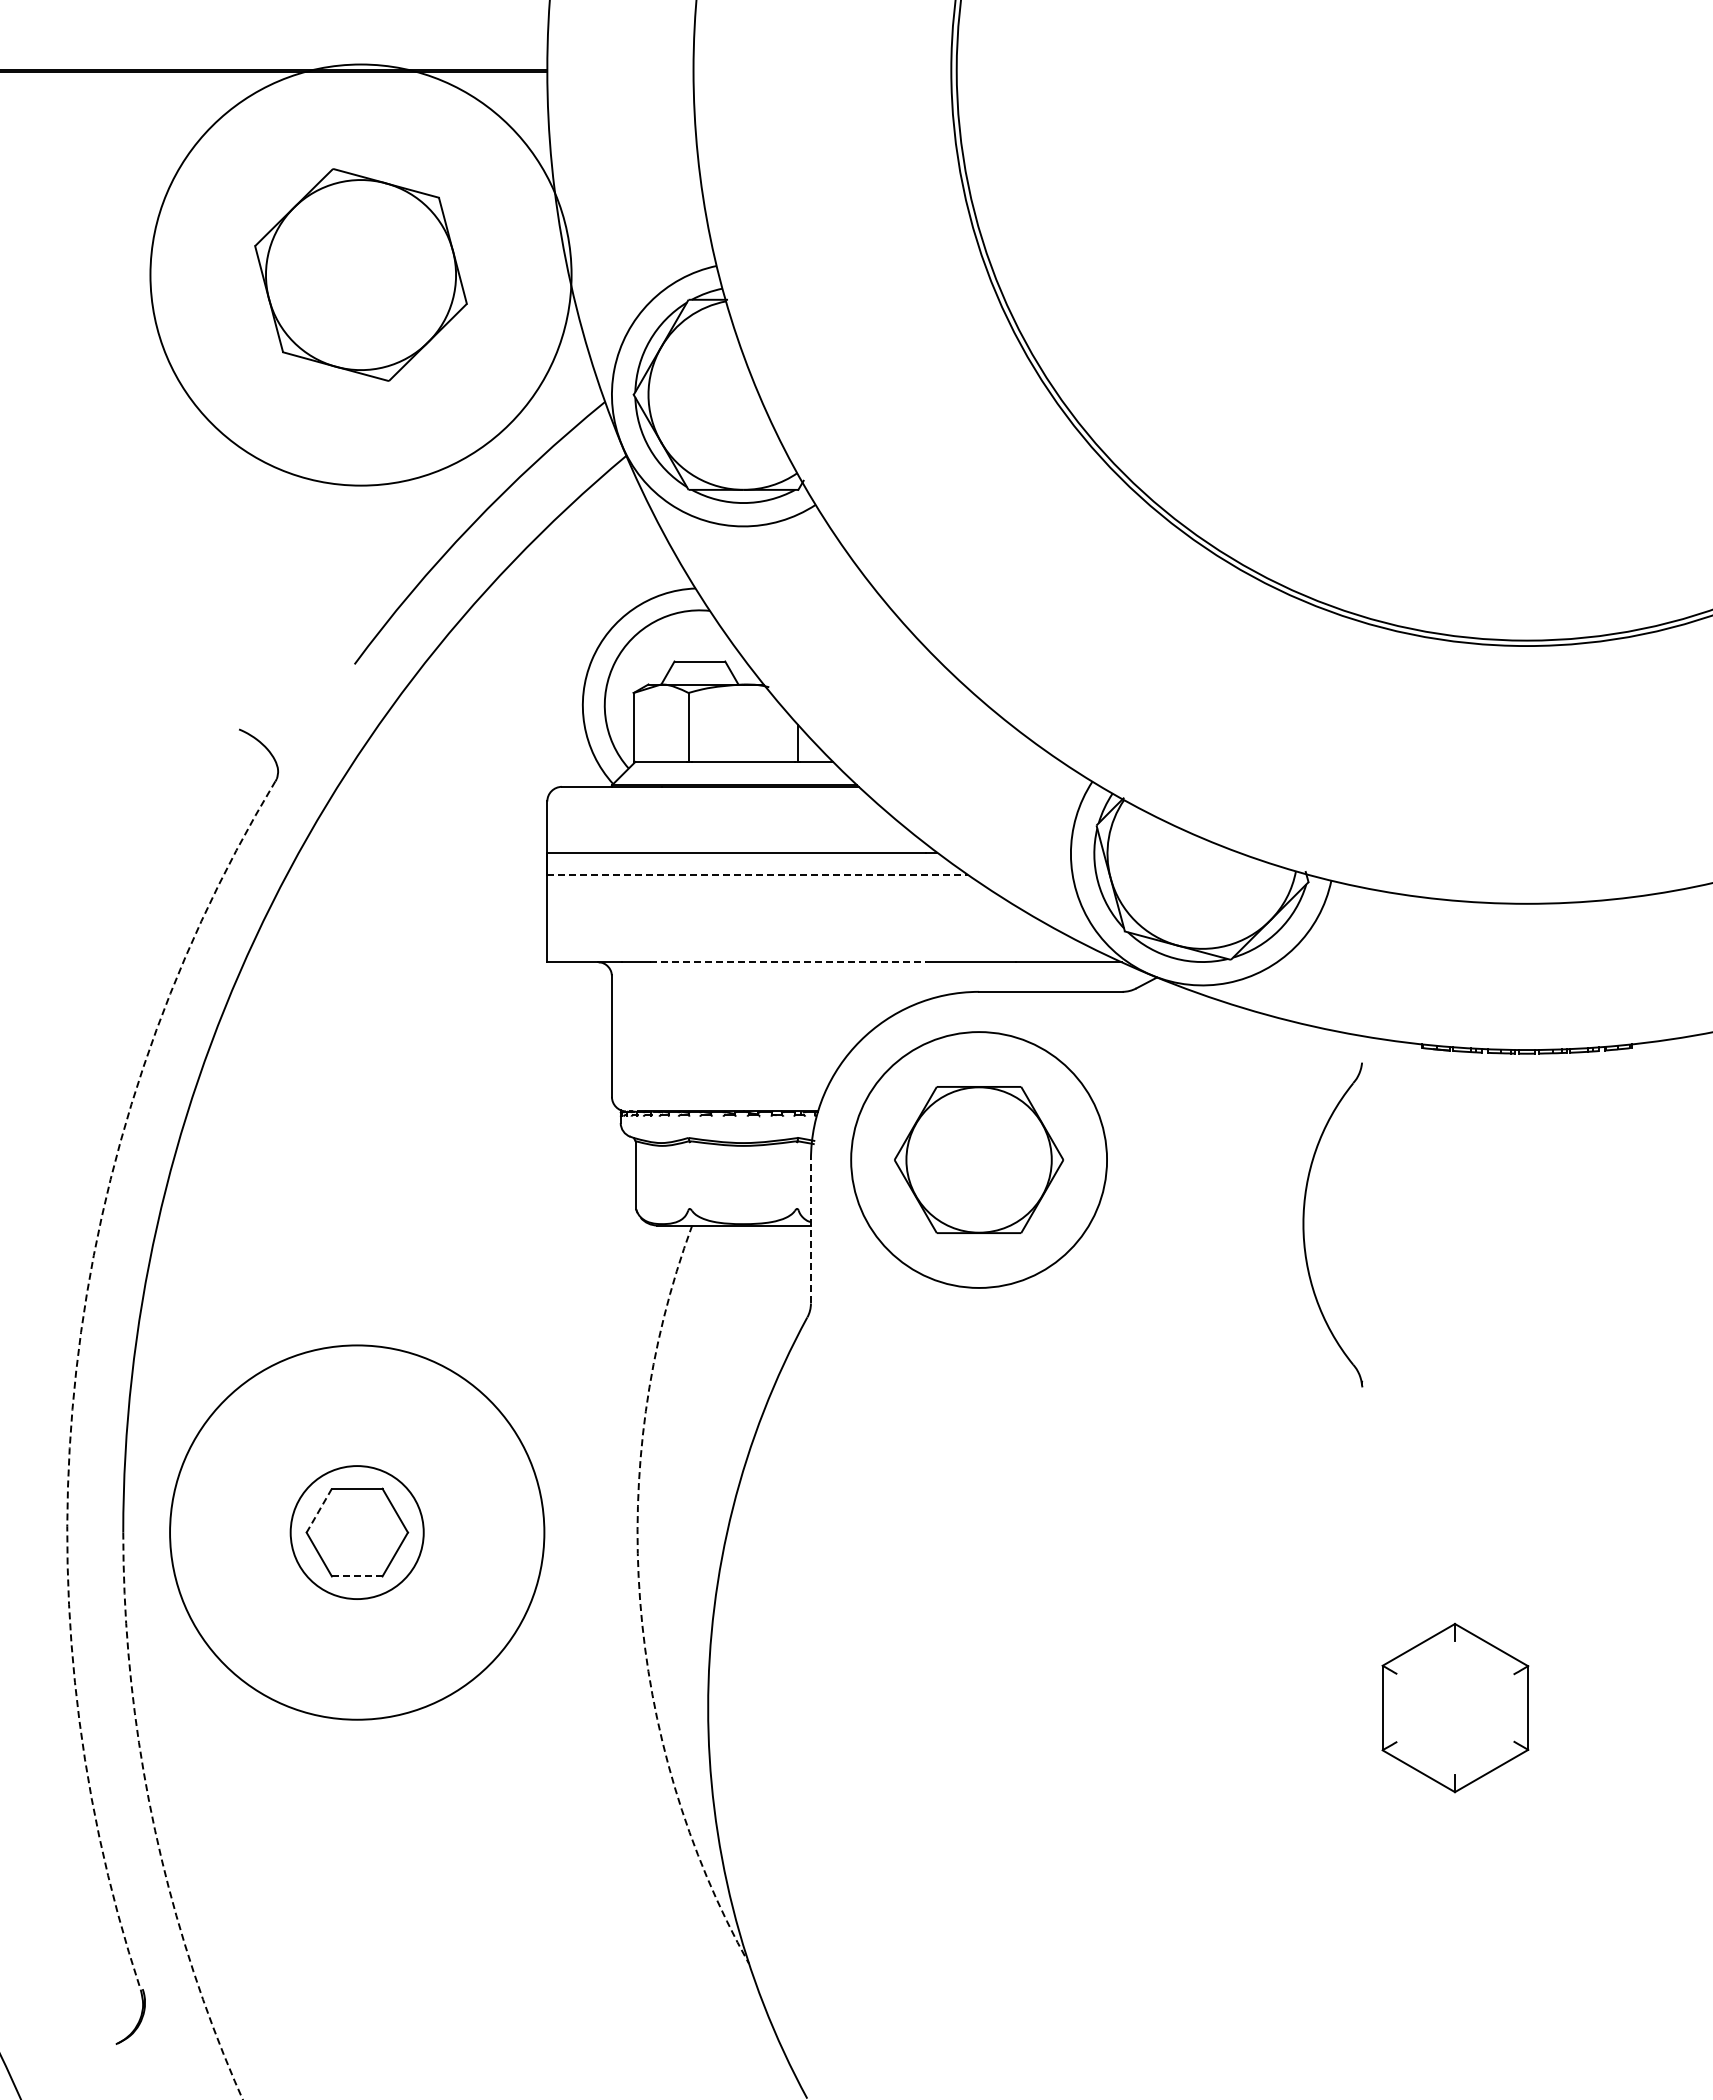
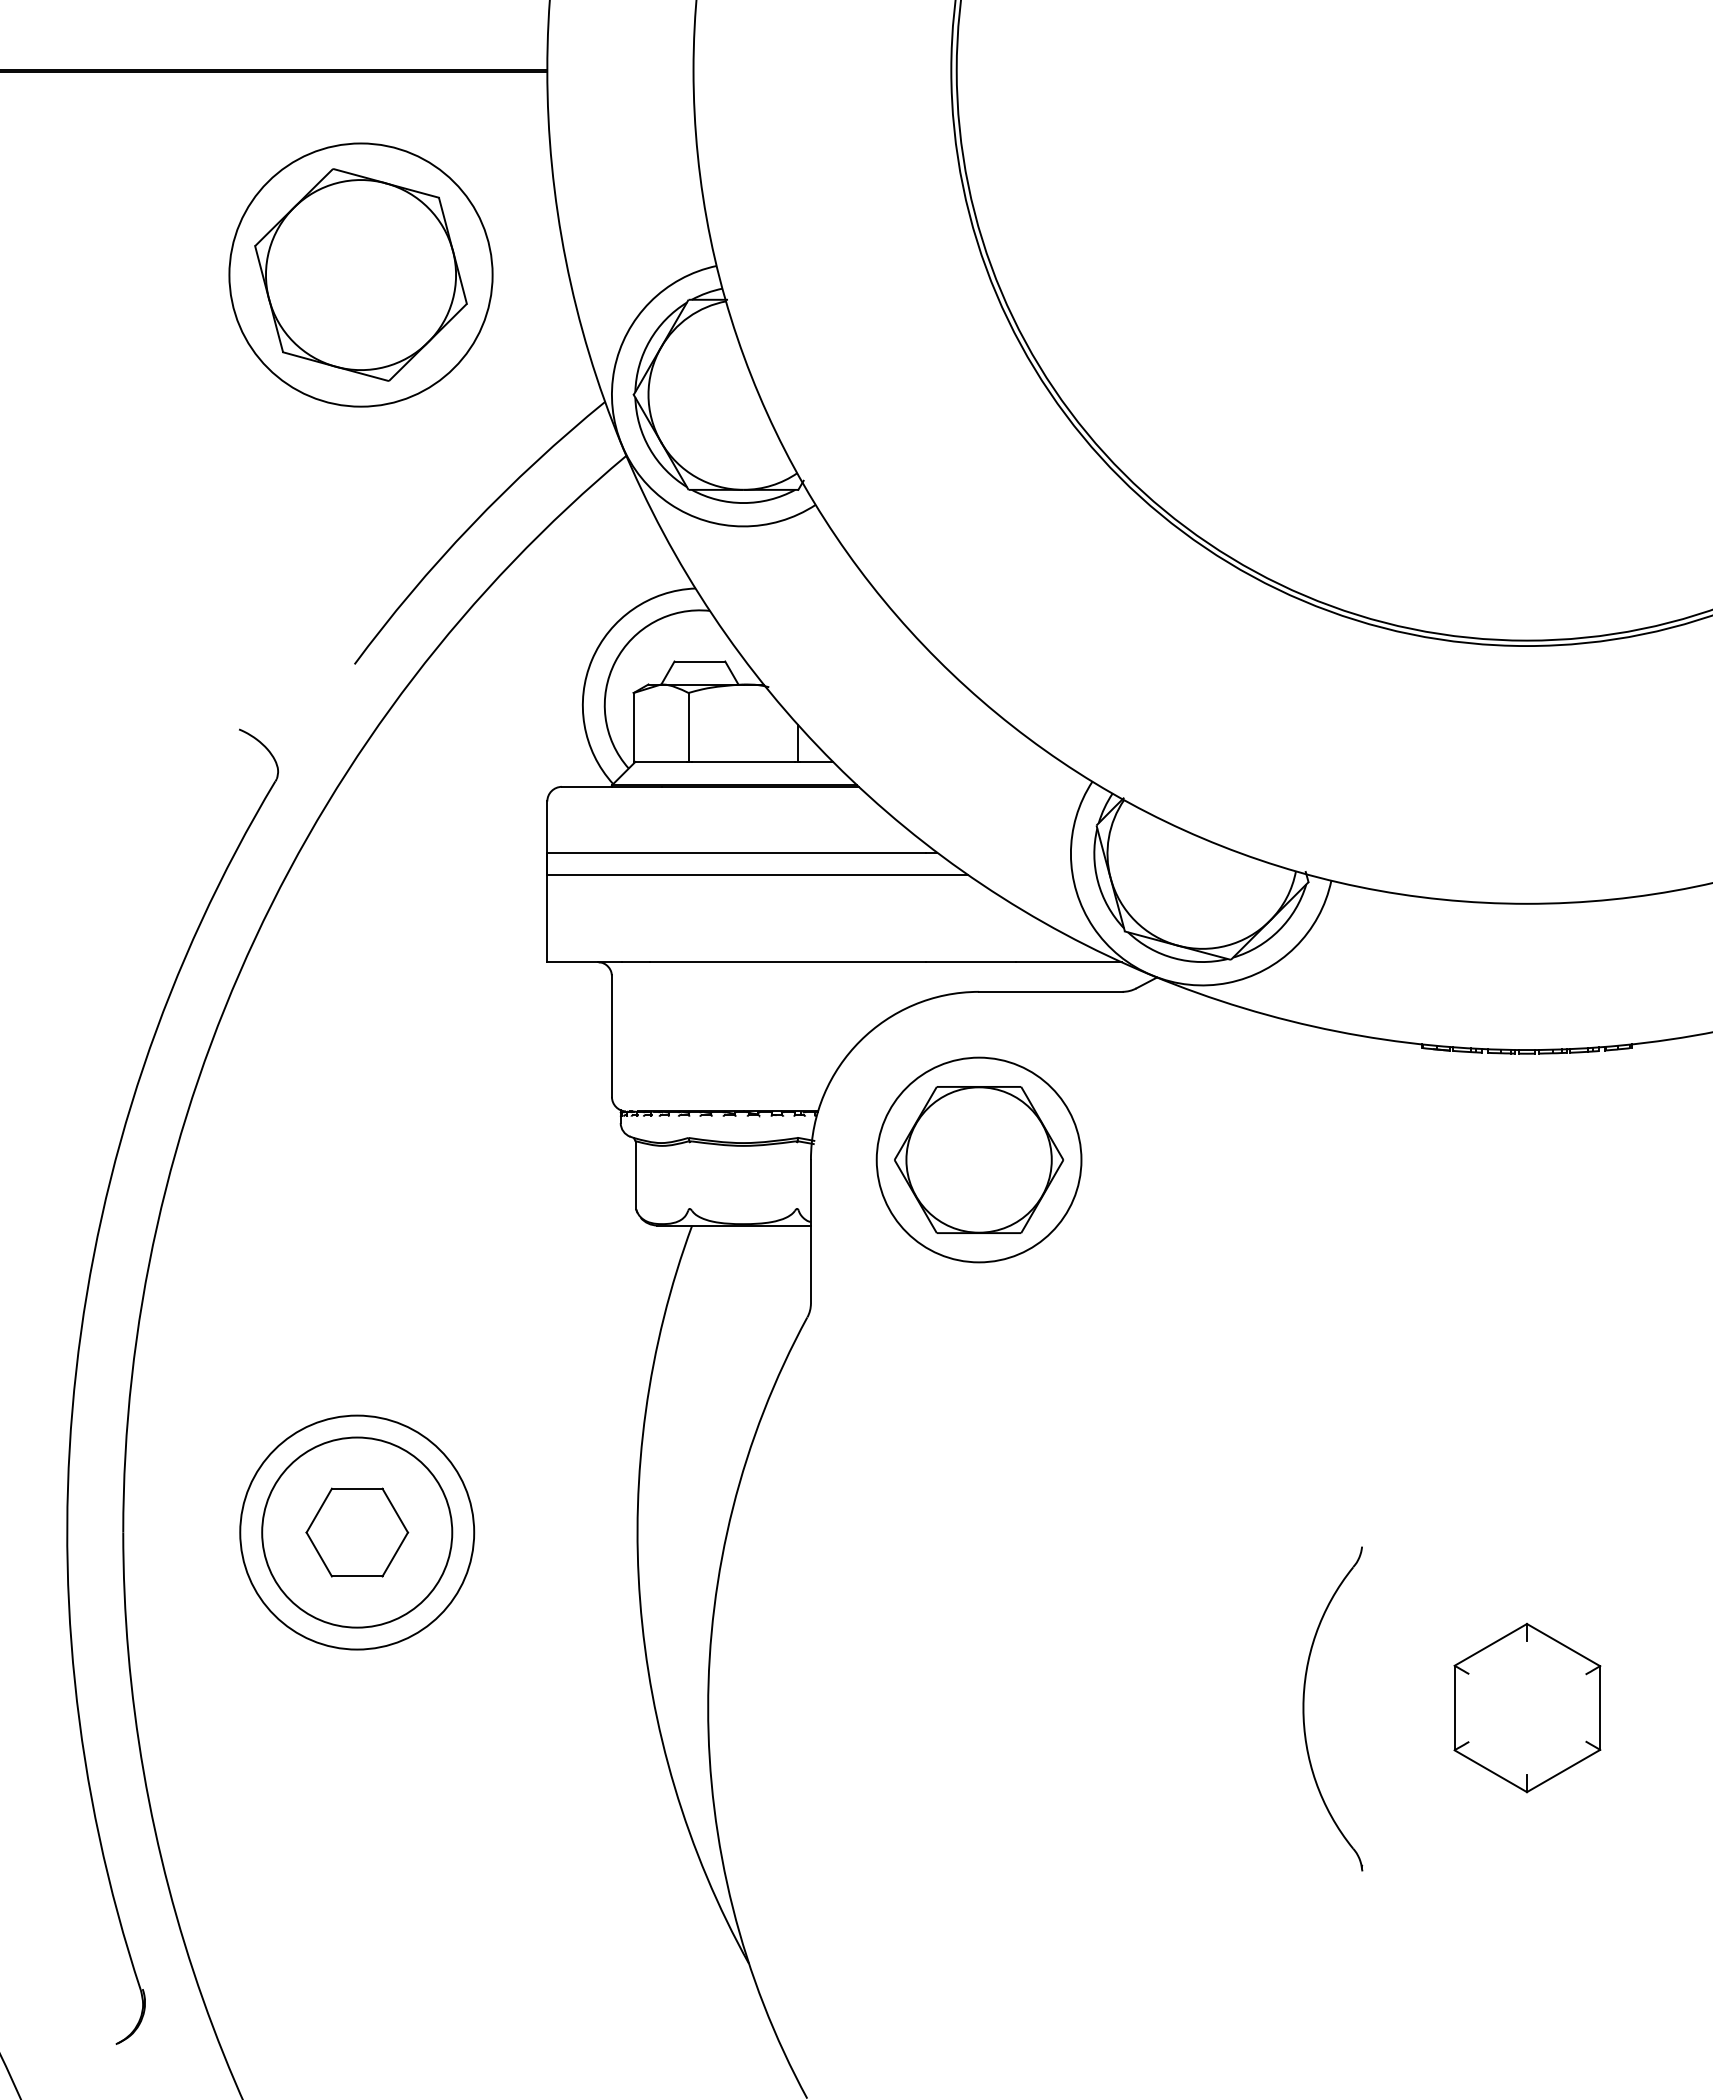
circle diameter: 421 px -> 263 px (360, 274)
line: dashed -> solid (757, 874)
line: dashed -> solid (788, 962)
circle diameter: 256 px -> 205 px (978, 1159)
part position: (1304, 1224) -> (1304, 1708) (1304, 1708)
line: dashed -> solid (810, 1231)
arc: dashed -> solid (76, 1370)
line: dashed -> solid (319, 1511)
circle diameter: 133 px -> 190 px (357, 1532)
circle diameter: 374 px -> 234 px (357, 1532)
line: dashed -> solid (357, 1576)
arc: dashed -> solid (640, 1600)
part position: (1455, 1707) -> (1527, 1707) (1527, 1707)
arc: dashed -> solid (153, 1824)
